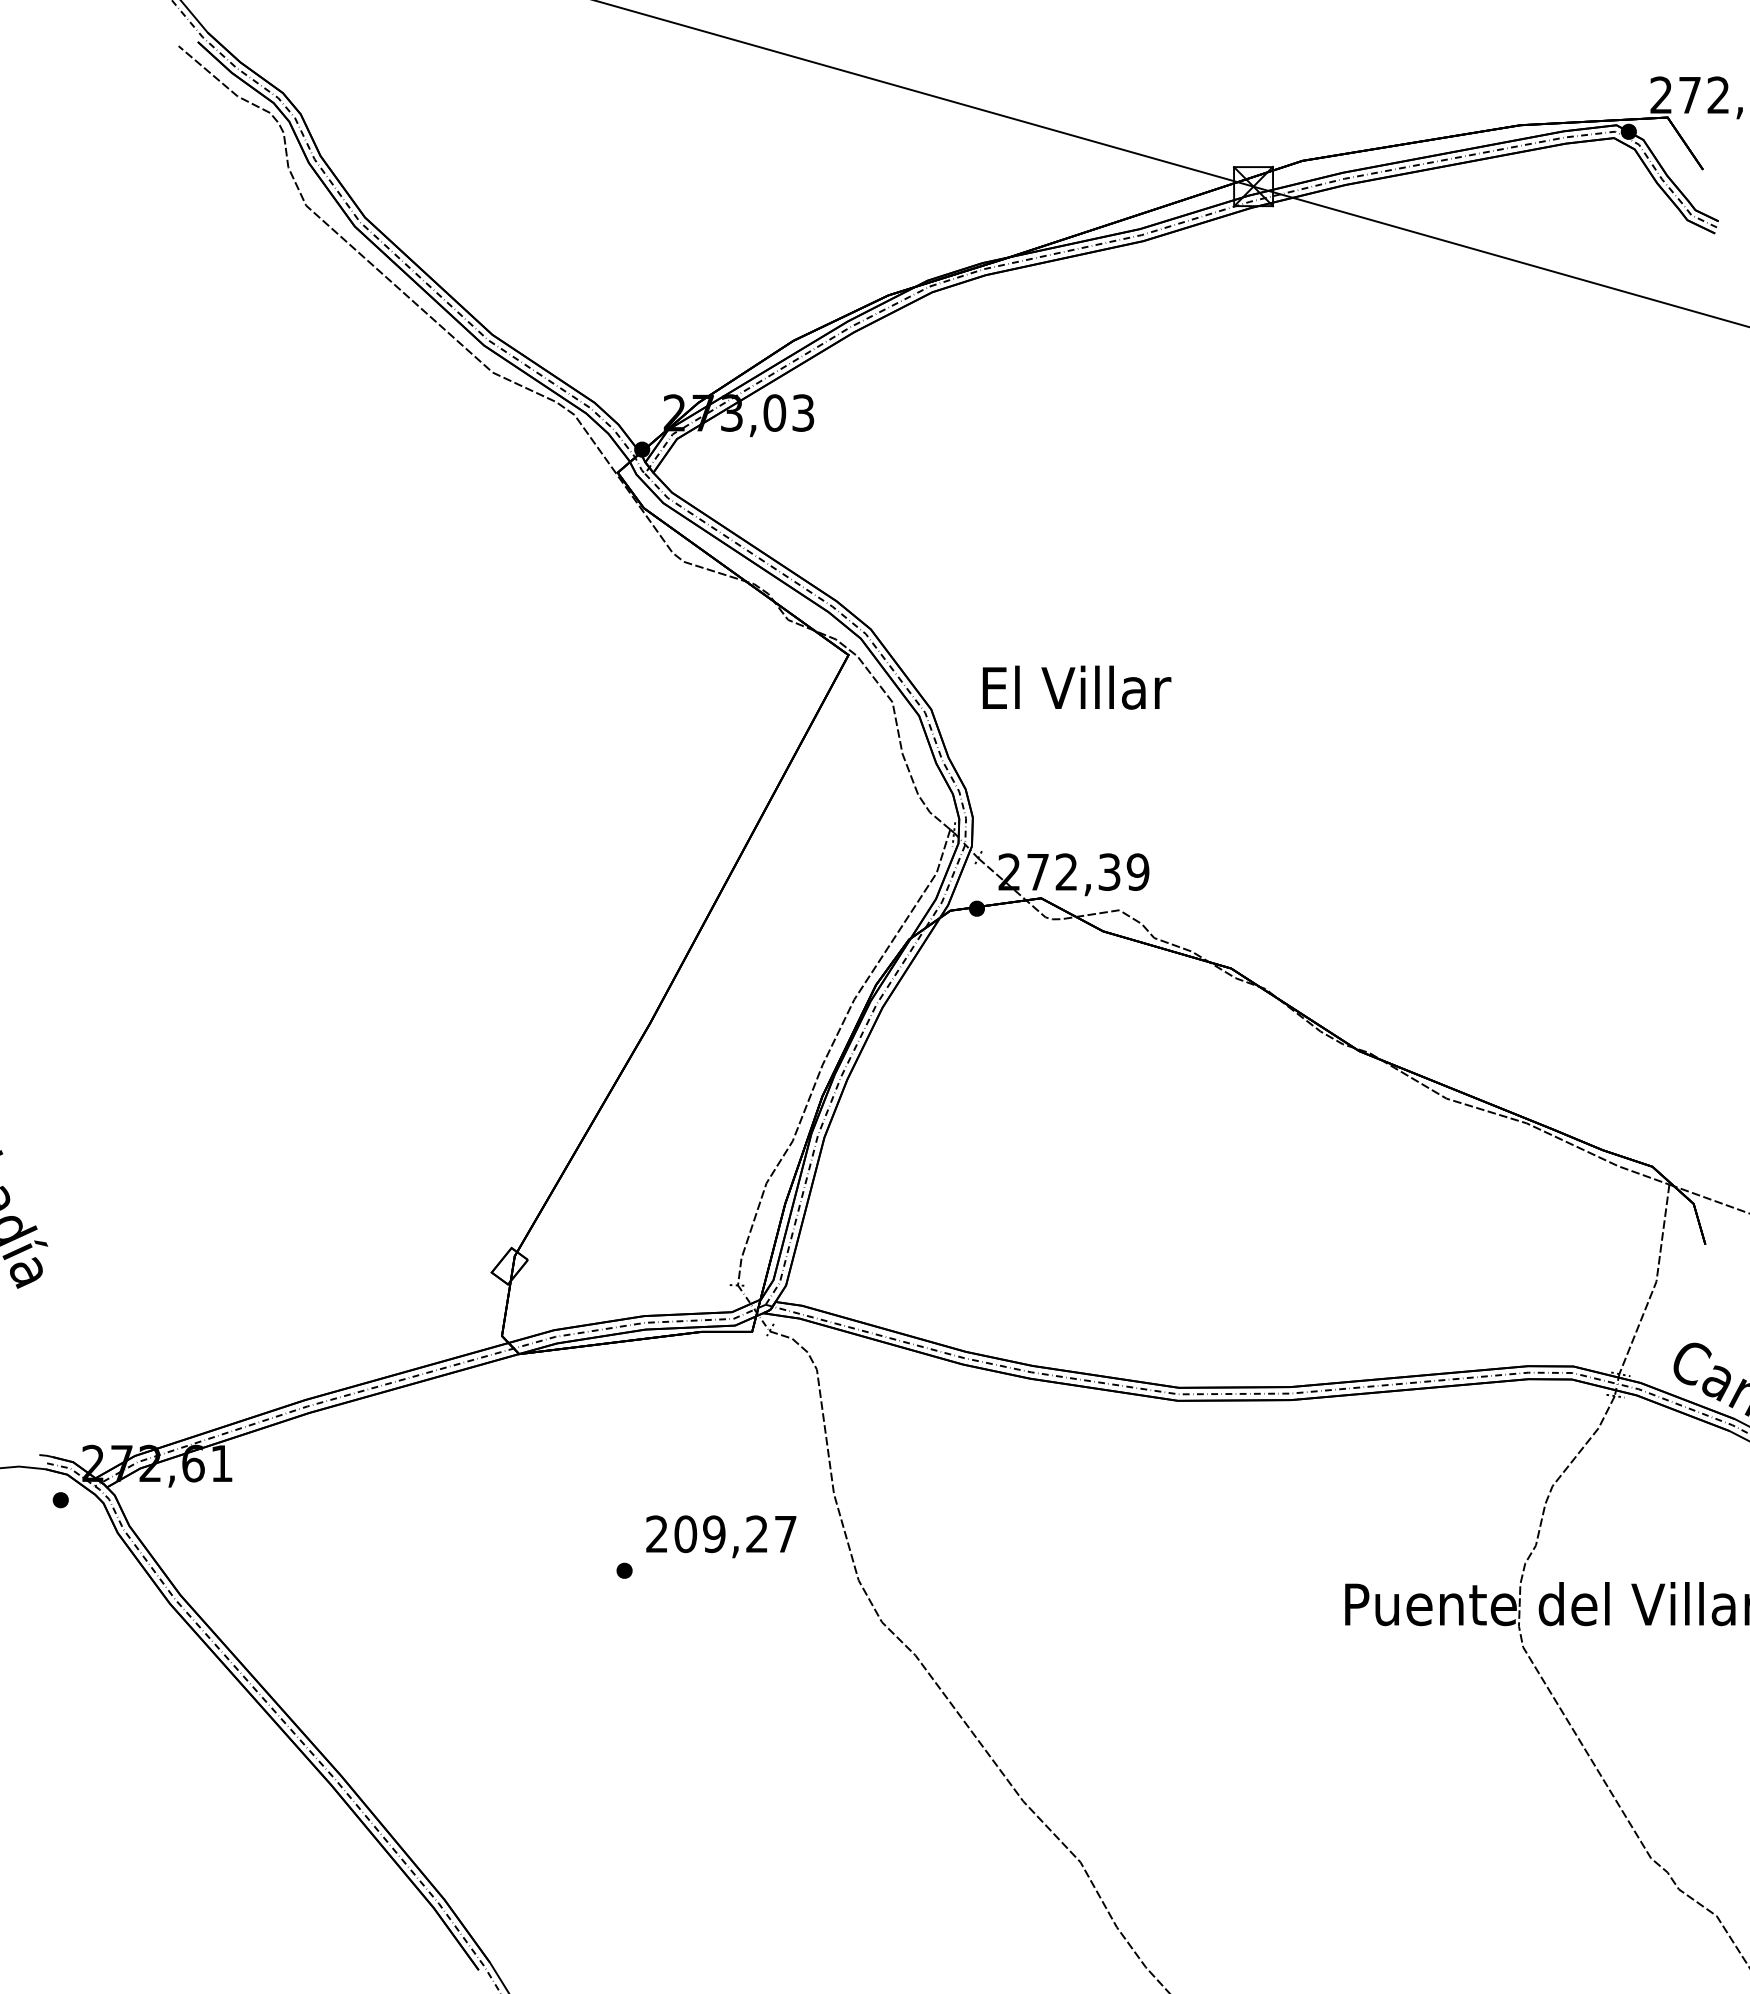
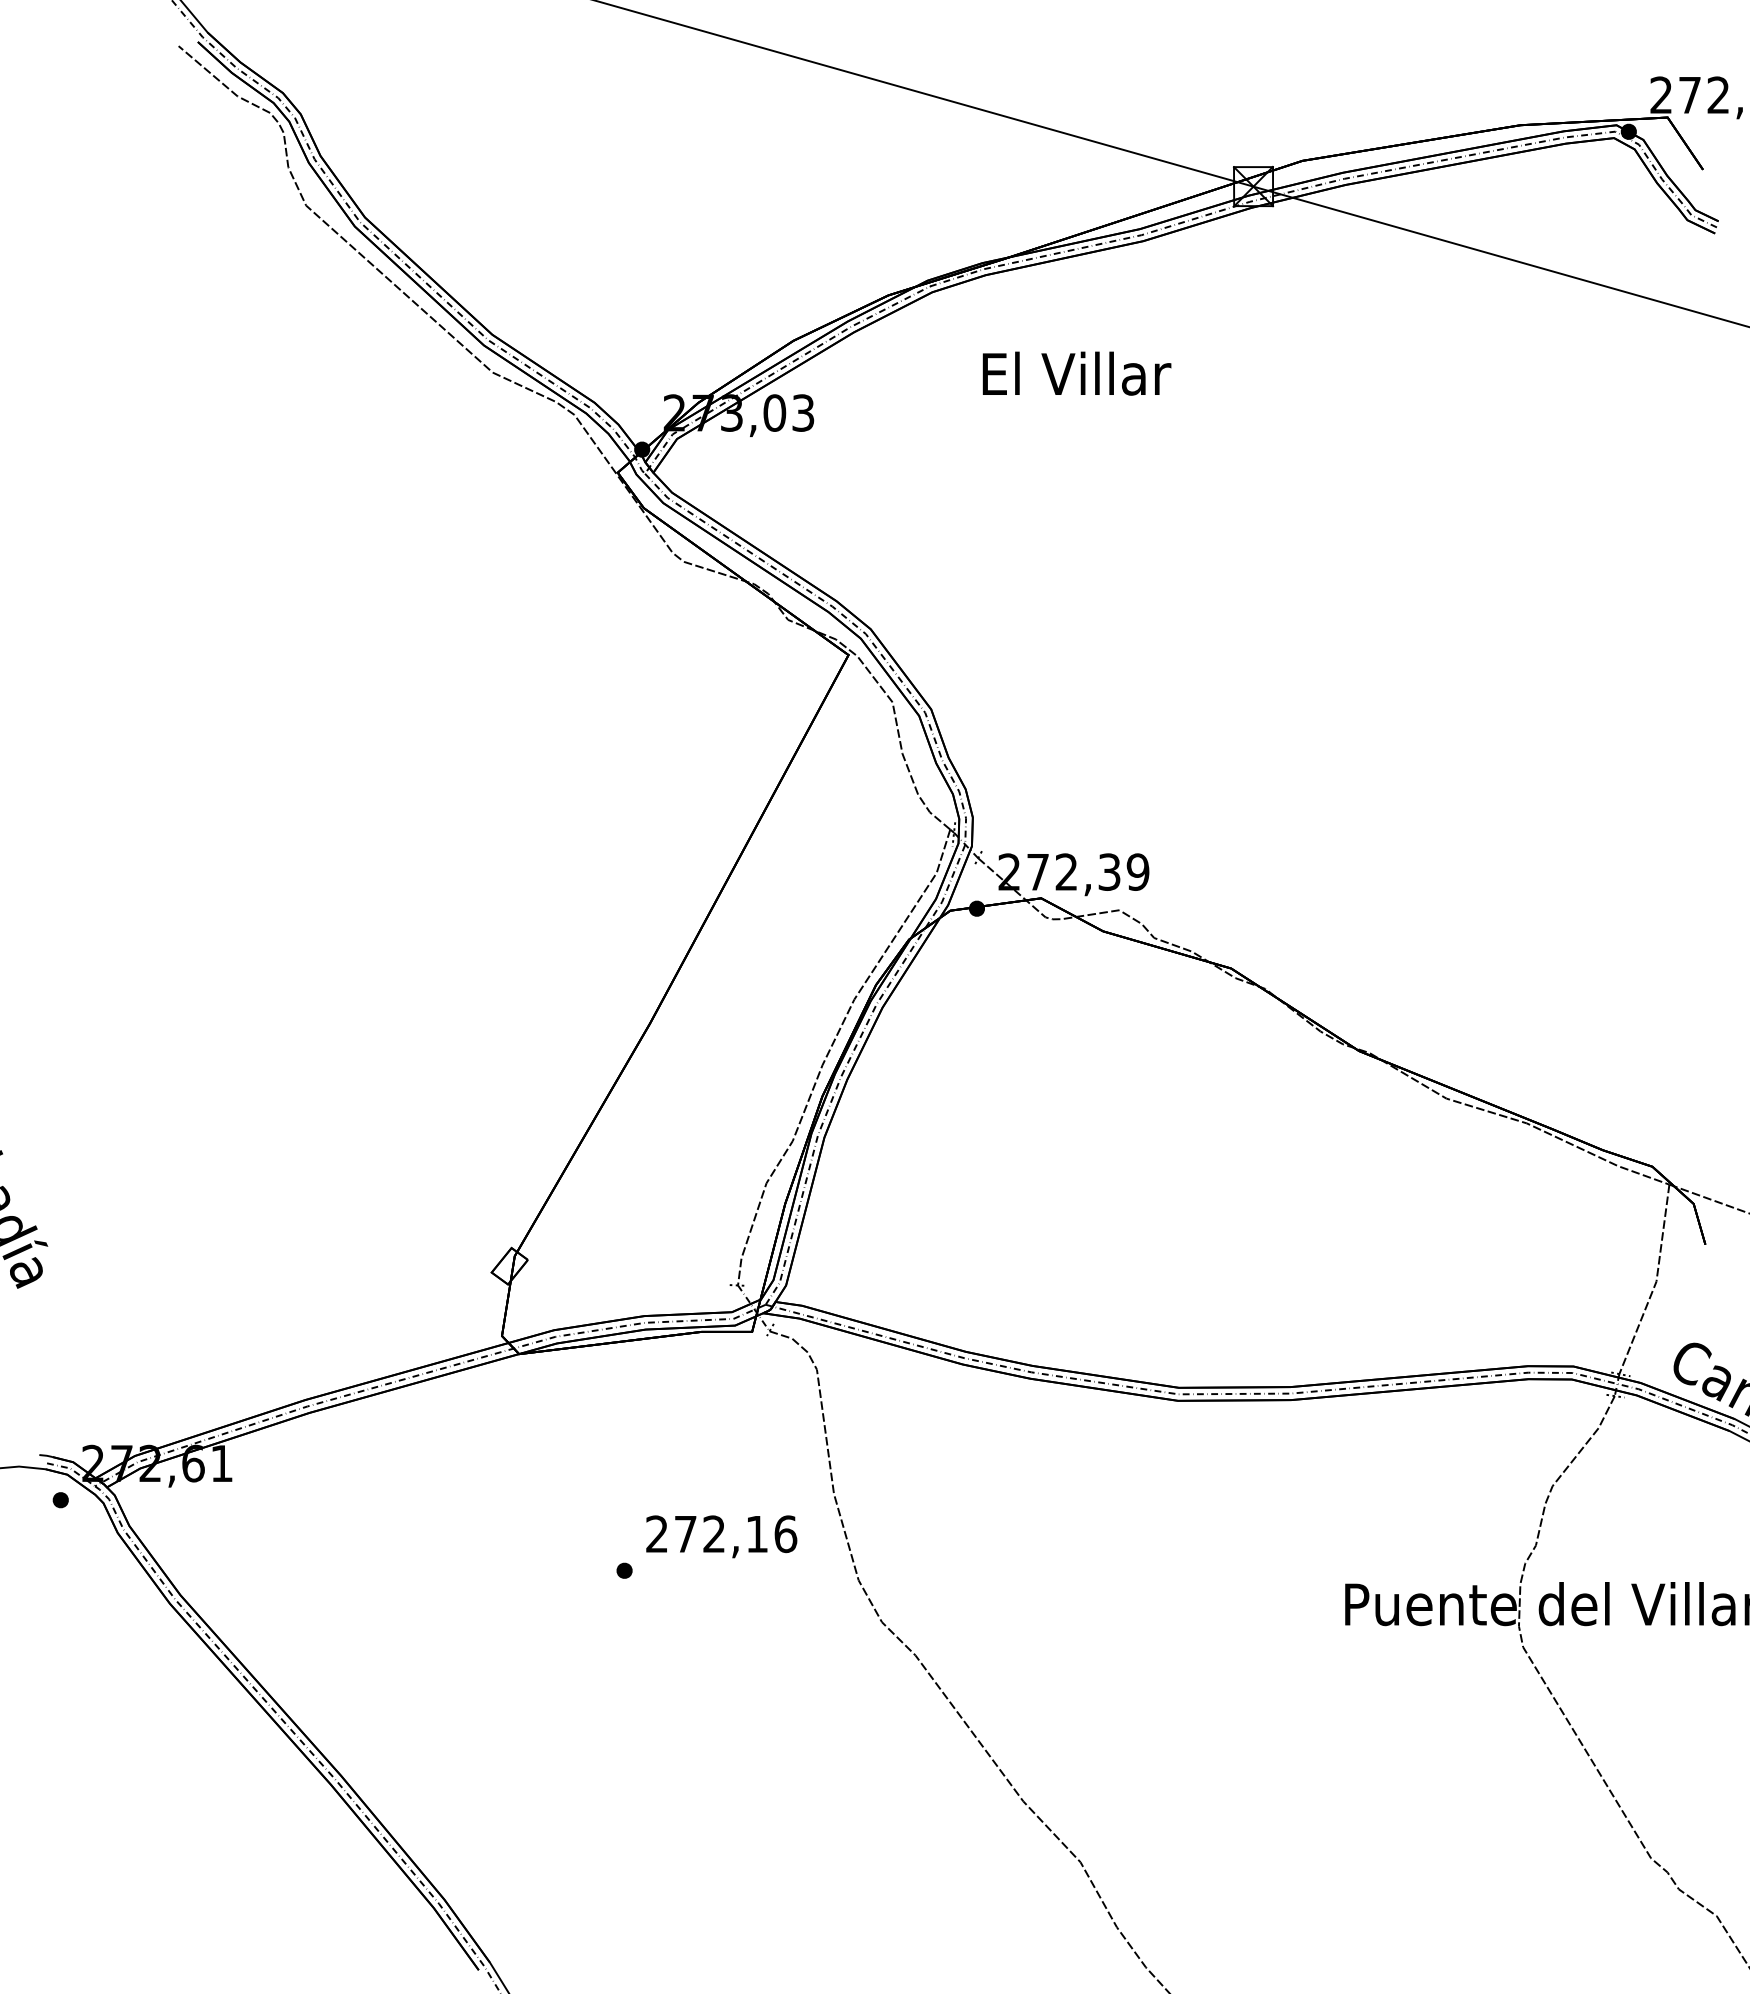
text position: (1076, 687) -> (1076, 373) (1076, 373)
text: 209,27 -> 272,16 (735, 1534)
